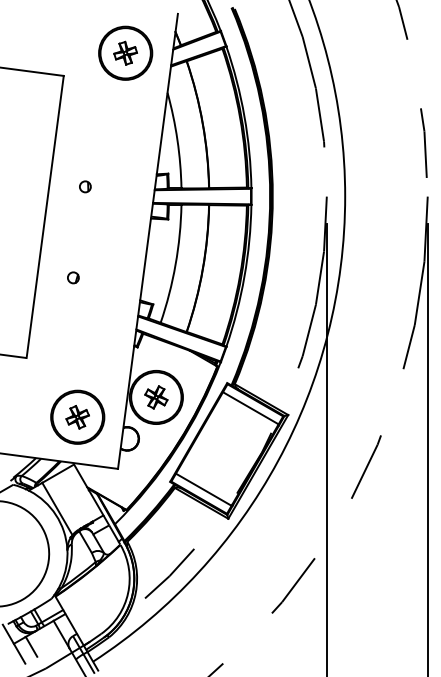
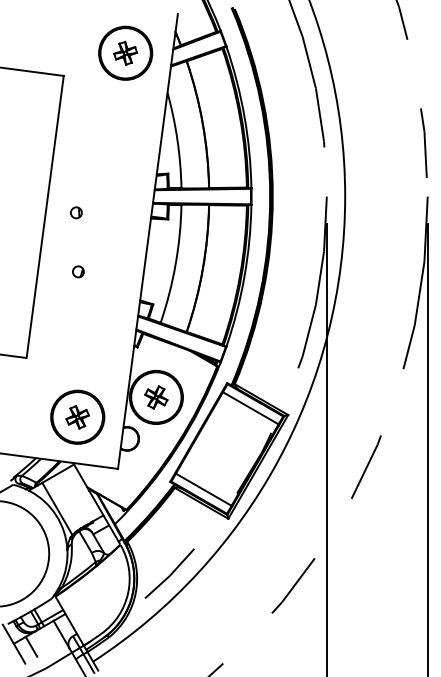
part position: (85, 186) -> (76, 212) (76, 212)
part position: (73, 277) -> (78, 271) (78, 271)
